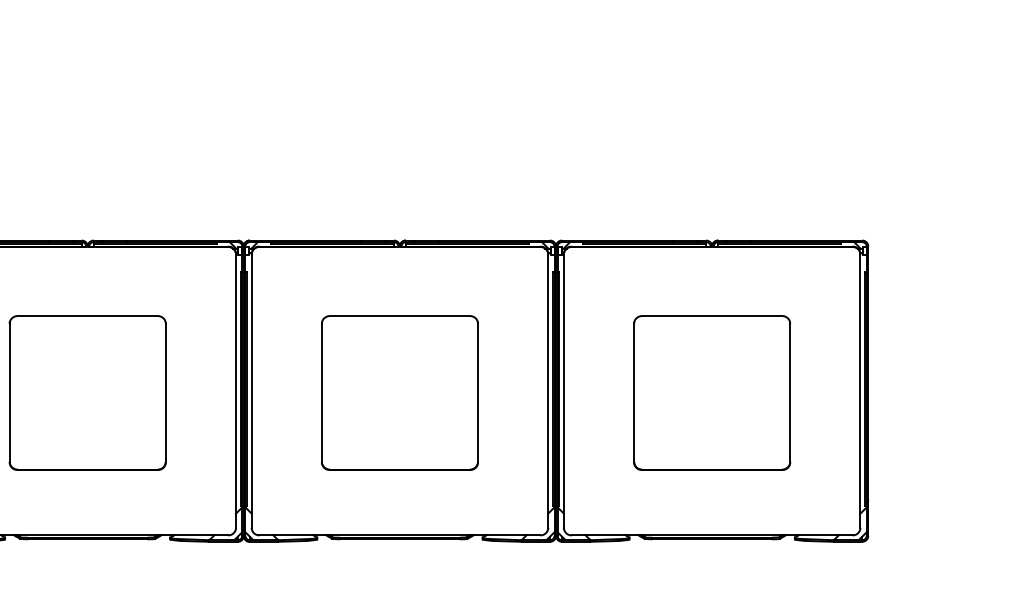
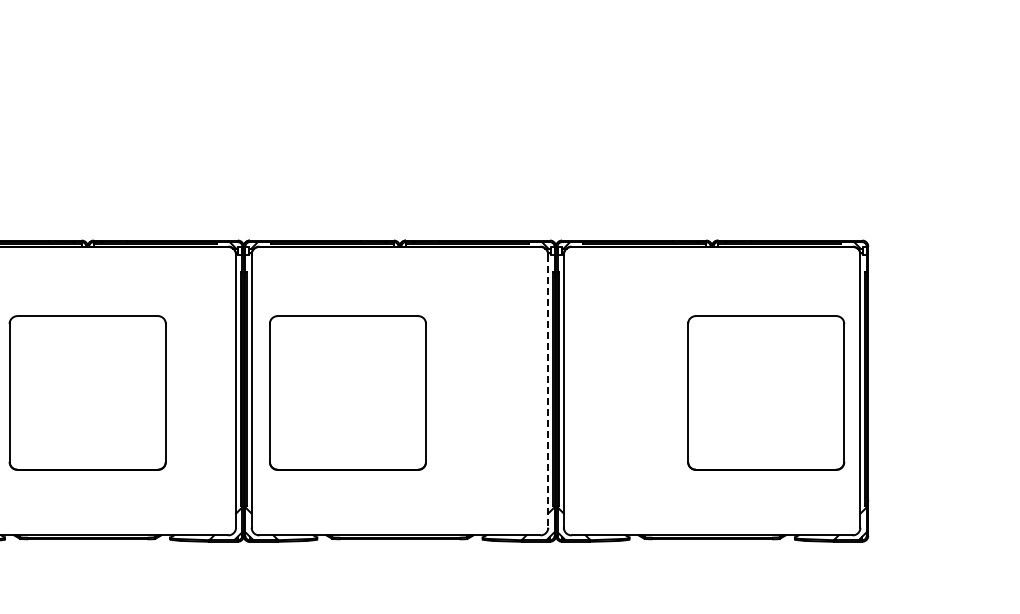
line: solid -> dashed (548, 391)
part position: (399, 392) -> (347, 392) (347, 392)
part position: (712, 392) -> (766, 392) (766, 392)
